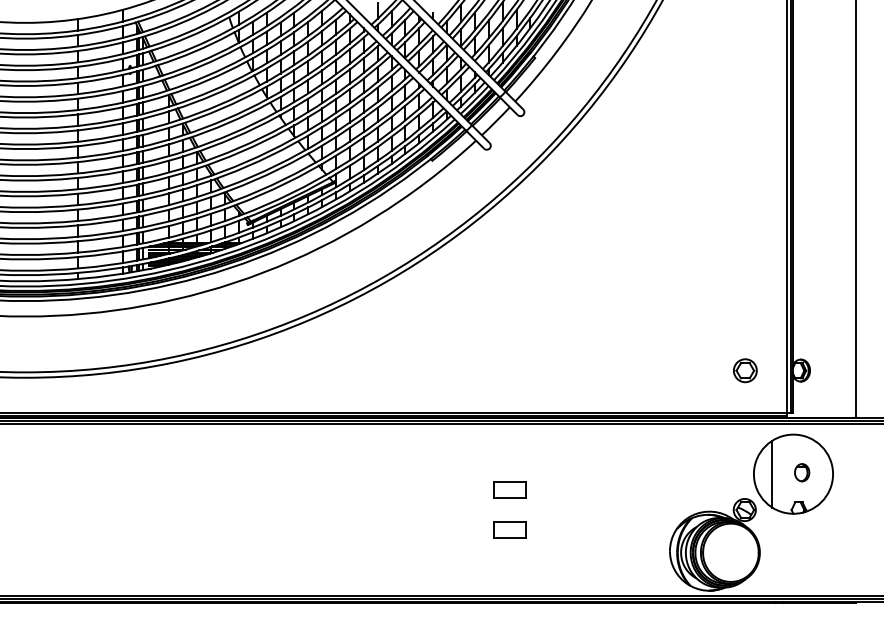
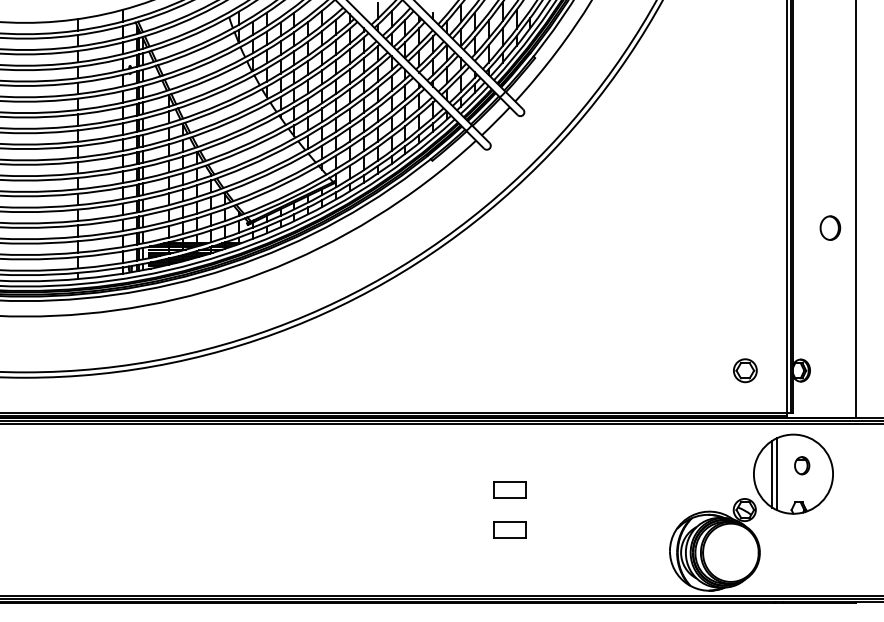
part: none -> present (830, 227)
part position: (802, 472) -> (802, 465) (802, 465)
line: none -> present (776, 474)
